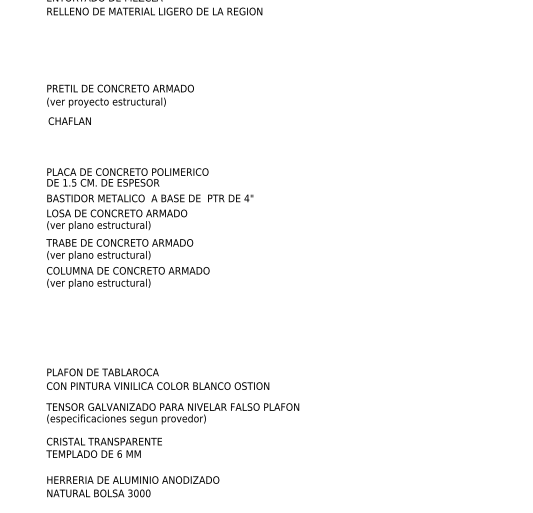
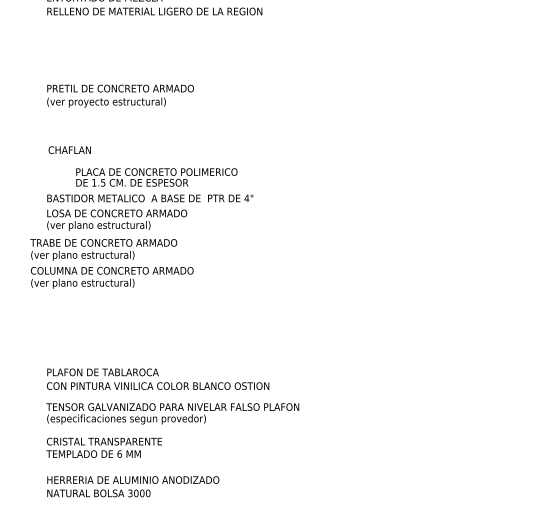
text position: (69, 120) -> (69, 149) (69, 149)
text position: (127, 177) -> (156, 177) (156, 177)
text position: (127, 263) -> (111, 263) (111, 263)
